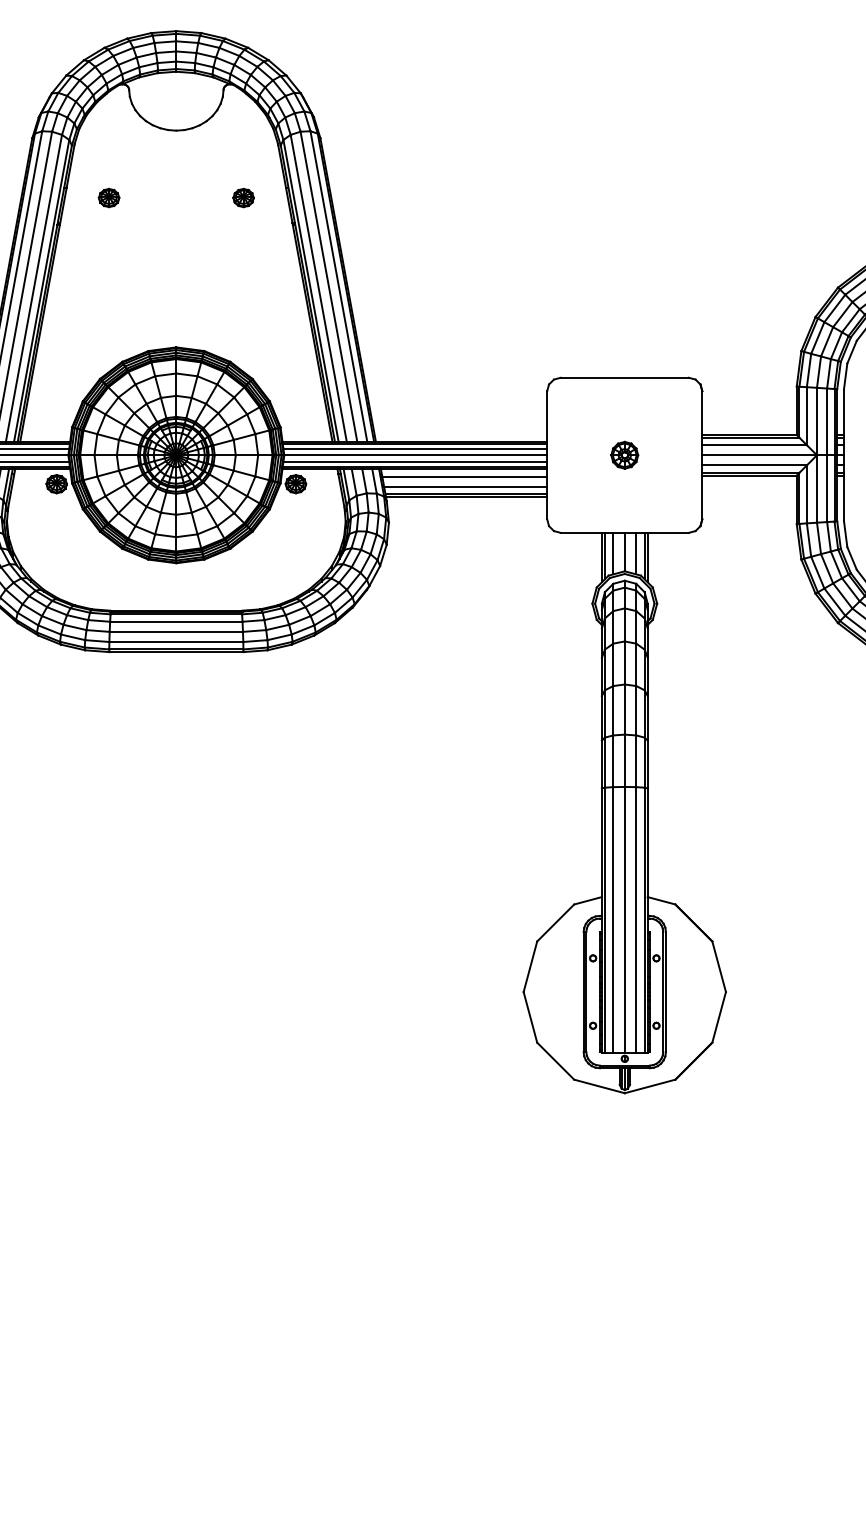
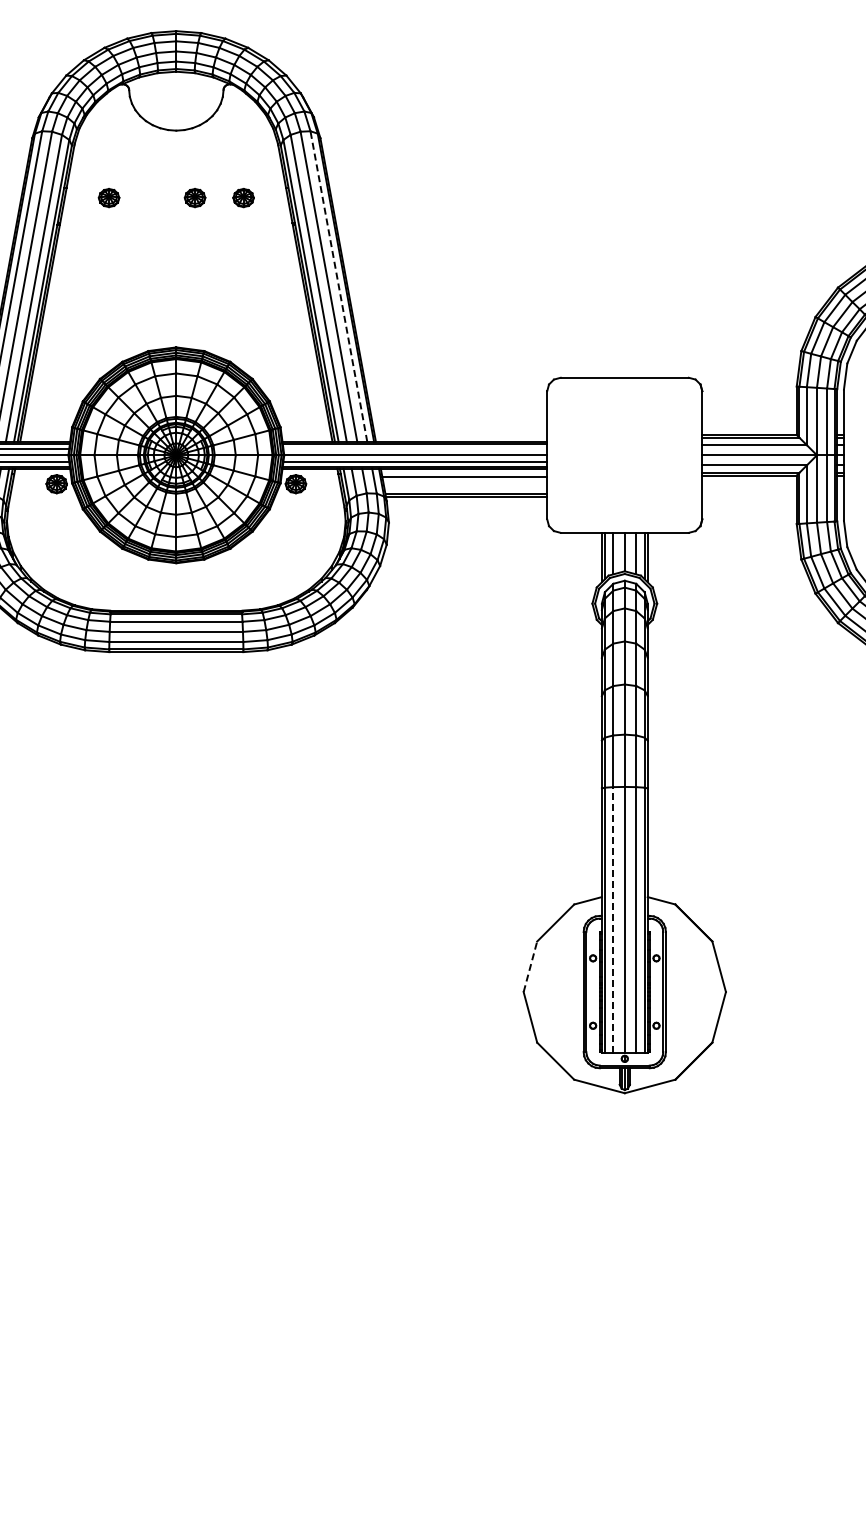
part: none -> present (194, 198)
line: solid -> dashed (338, 286)
line: present -> none (415, 448)
part: present -> none (624, 454)
line: present -> none (465, 487)
line: solid -> dashed (613, 919)
line: solid -> dashed (530, 966)
